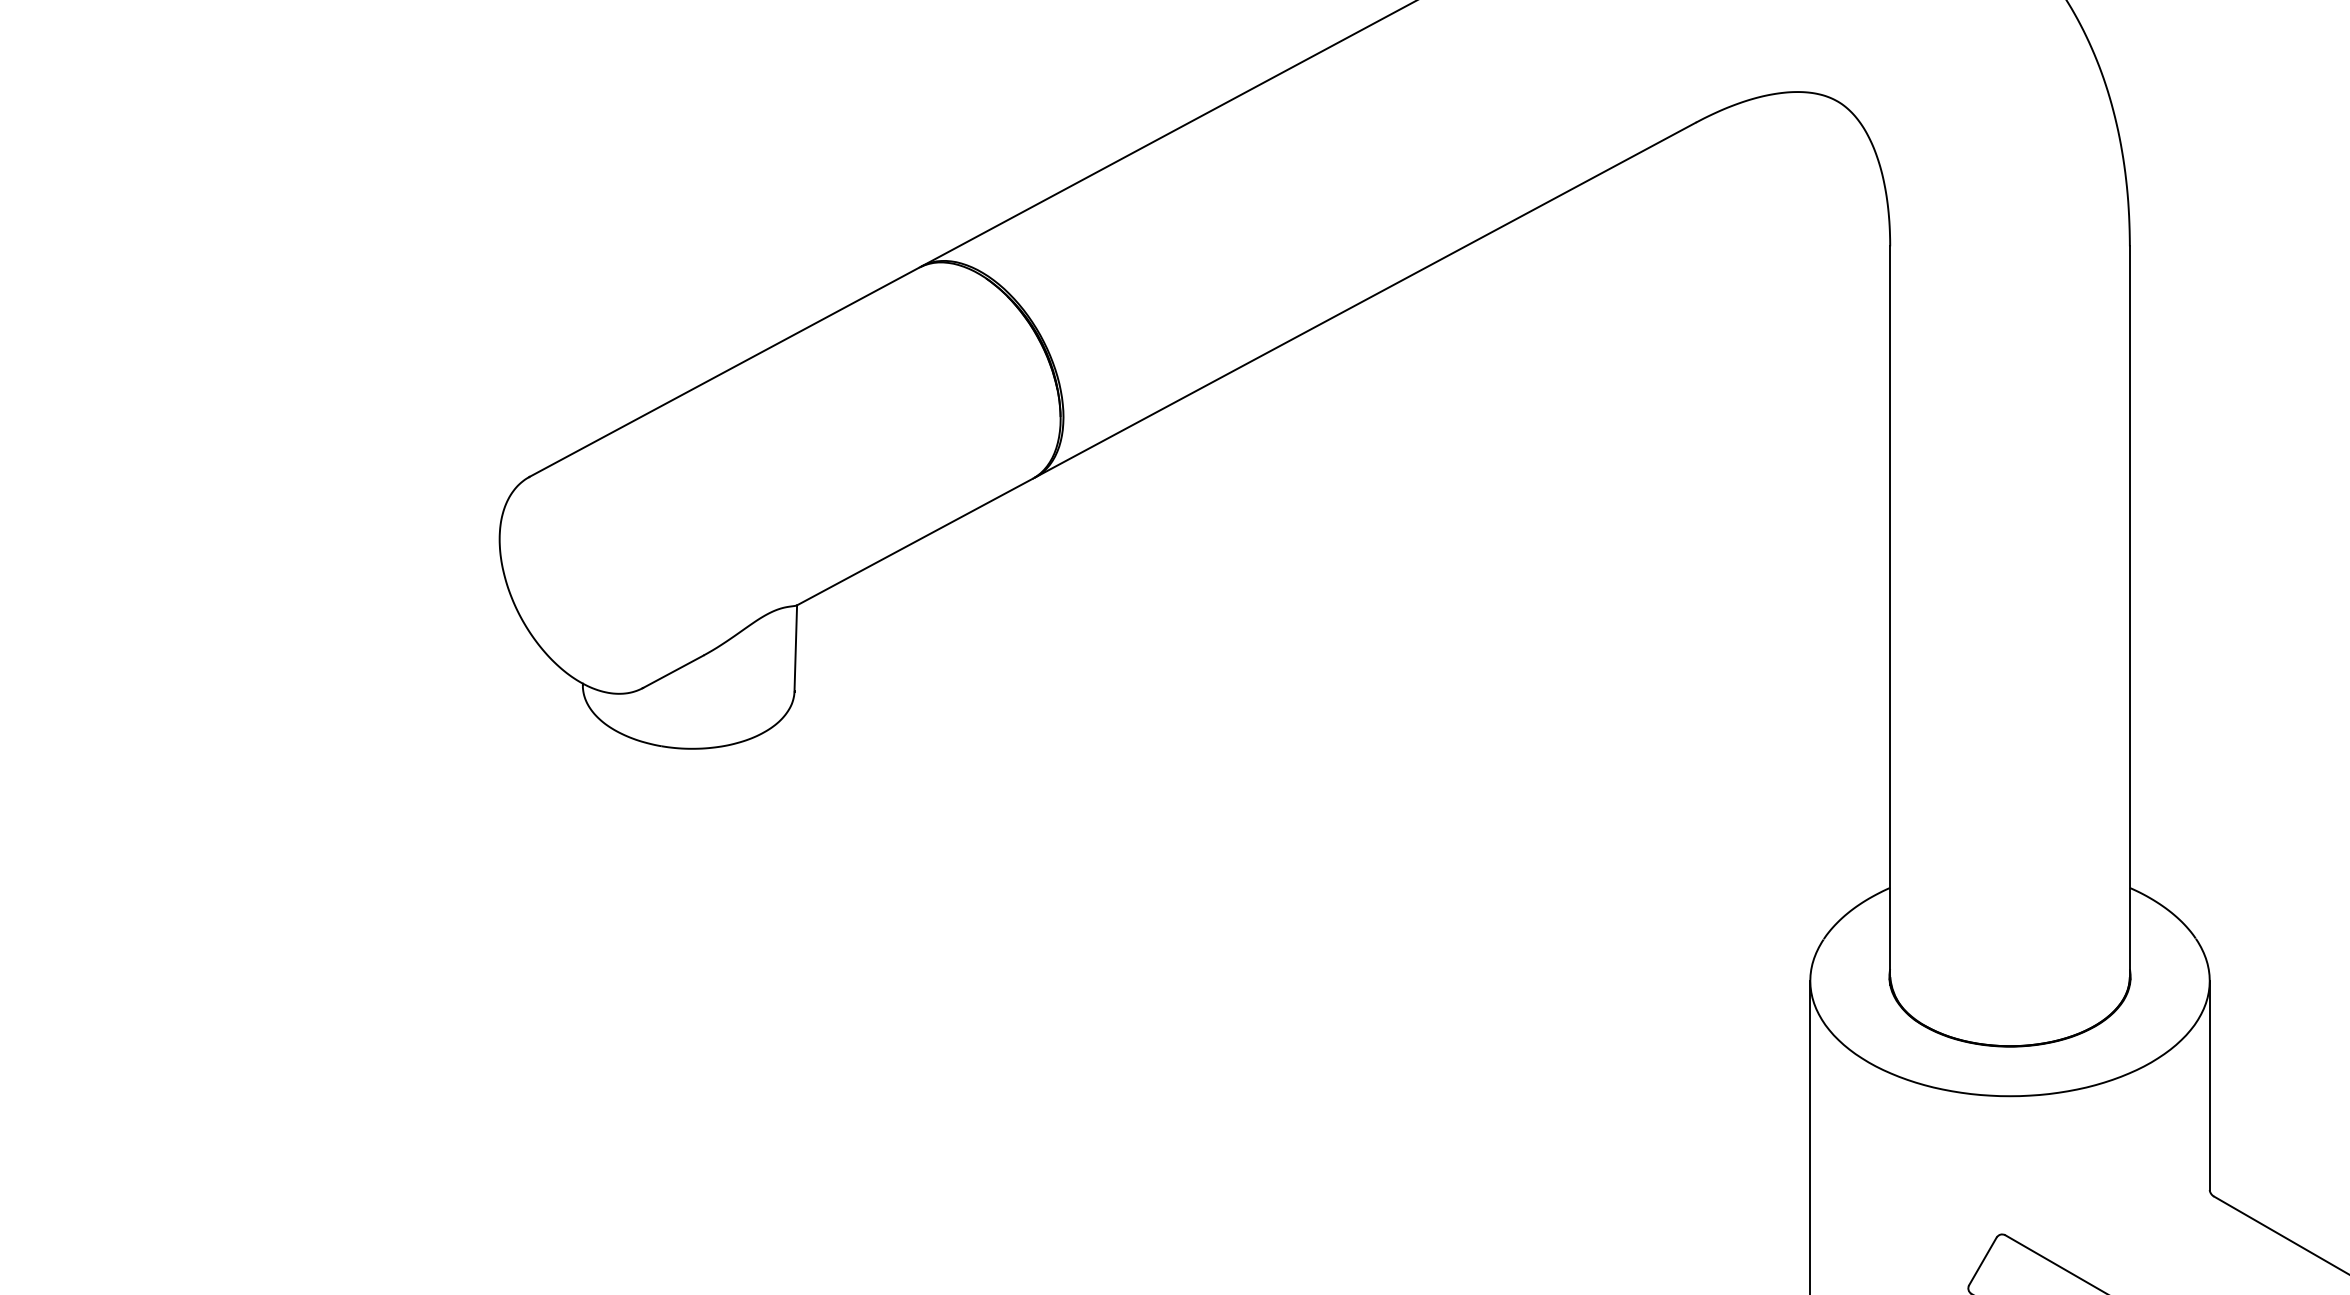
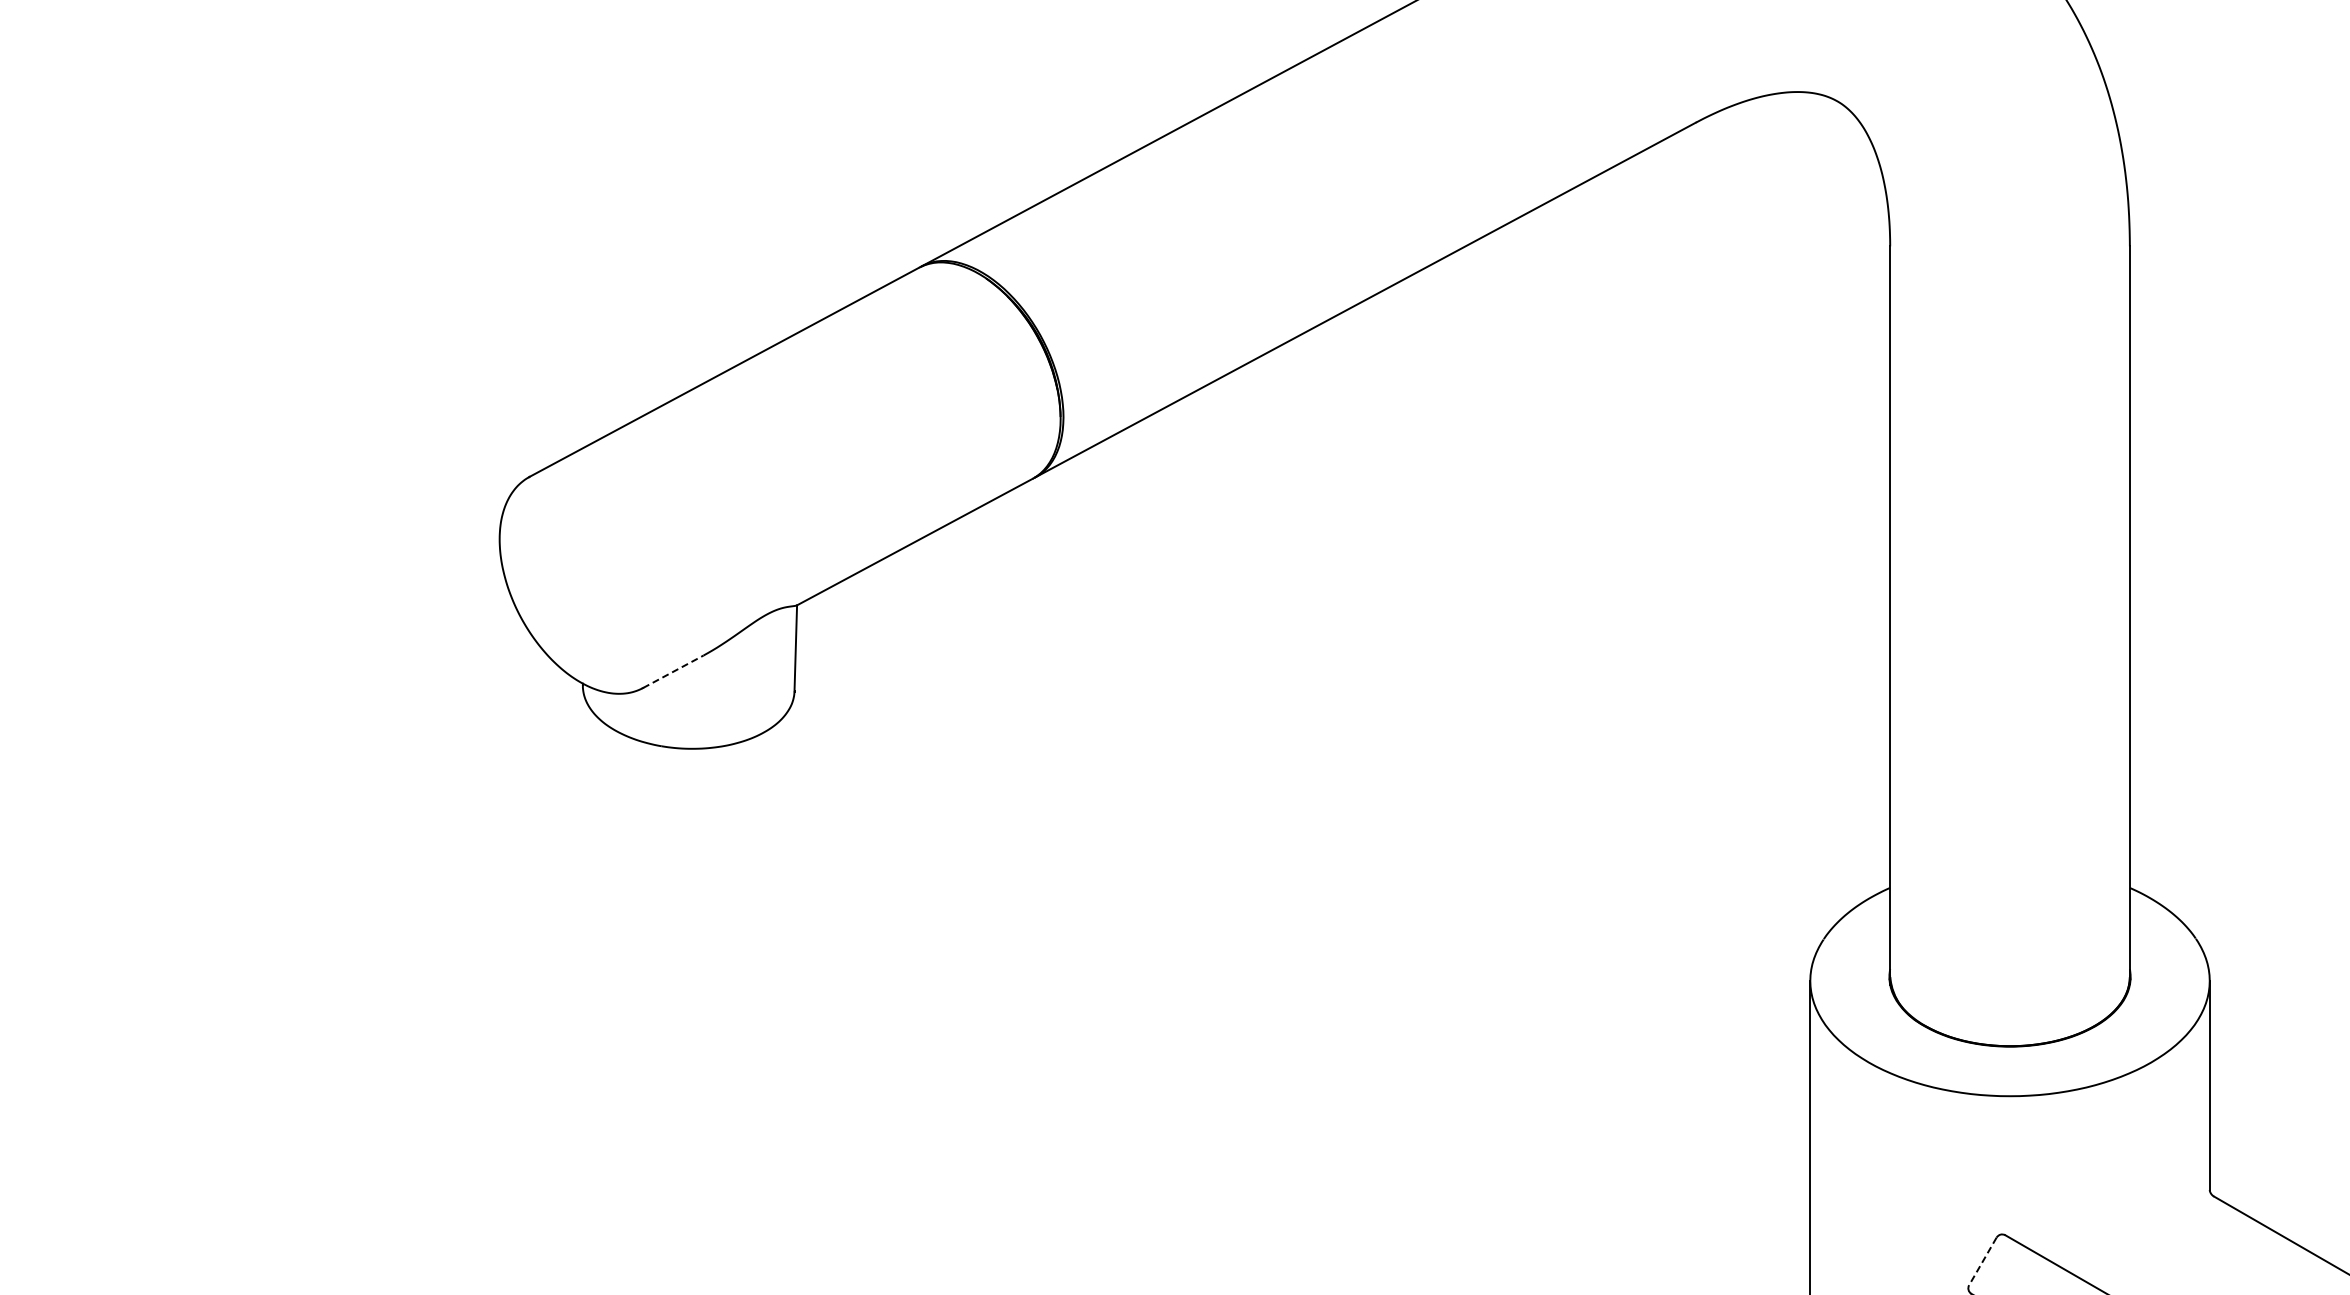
line: solid -> dashed (673, 671)
line: solid -> dashed (1982, 1261)
